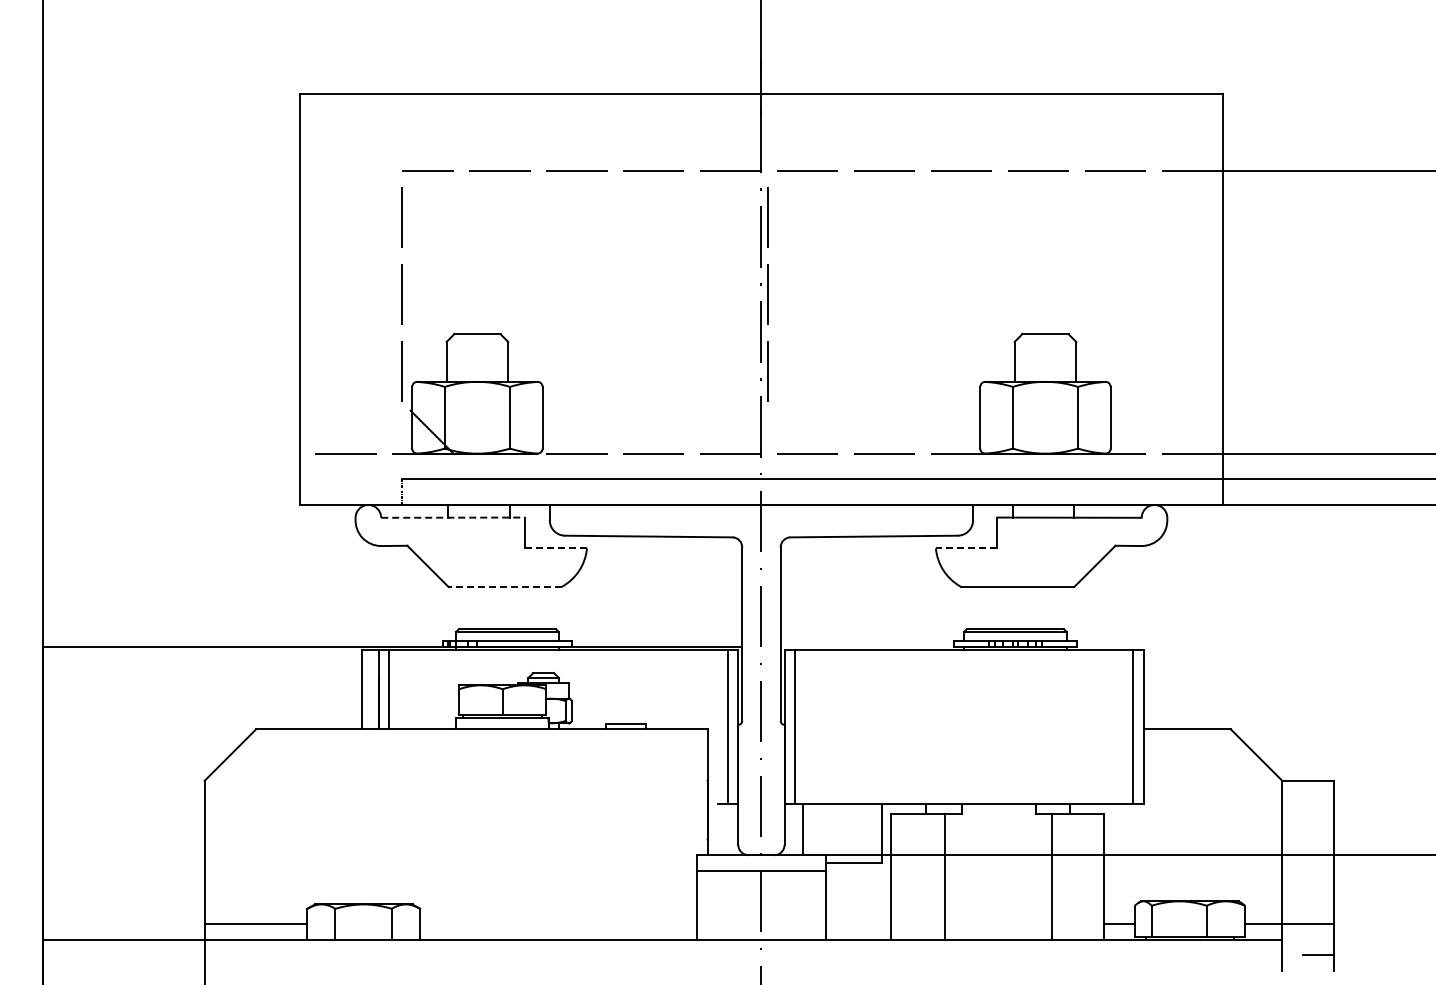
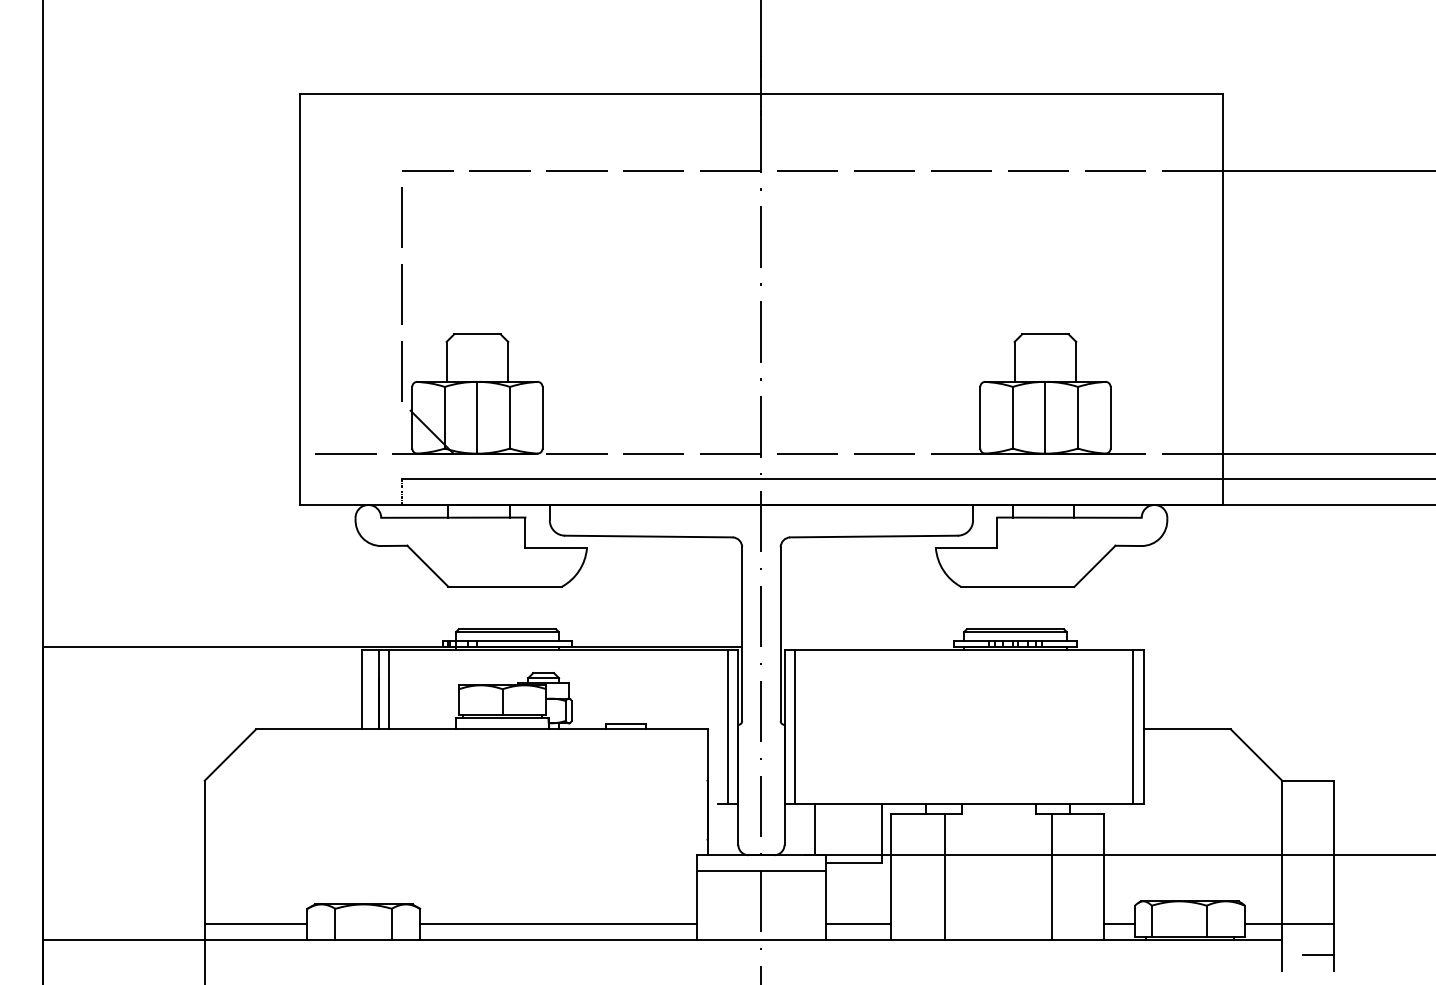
line: present -> none (767, 294)
line: none -> present (477, 417)
line: none -> present (1045, 417)
line: dashed -> solid (453, 517)
line: dashed -> solid (556, 548)
line: dashed -> solid (966, 548)
line: dashed -> solid (505, 586)
line position: (803, 829) -> (815, 829) (815, 829)
line: none -> present (558, 924)
line: none -> present (857, 924)
